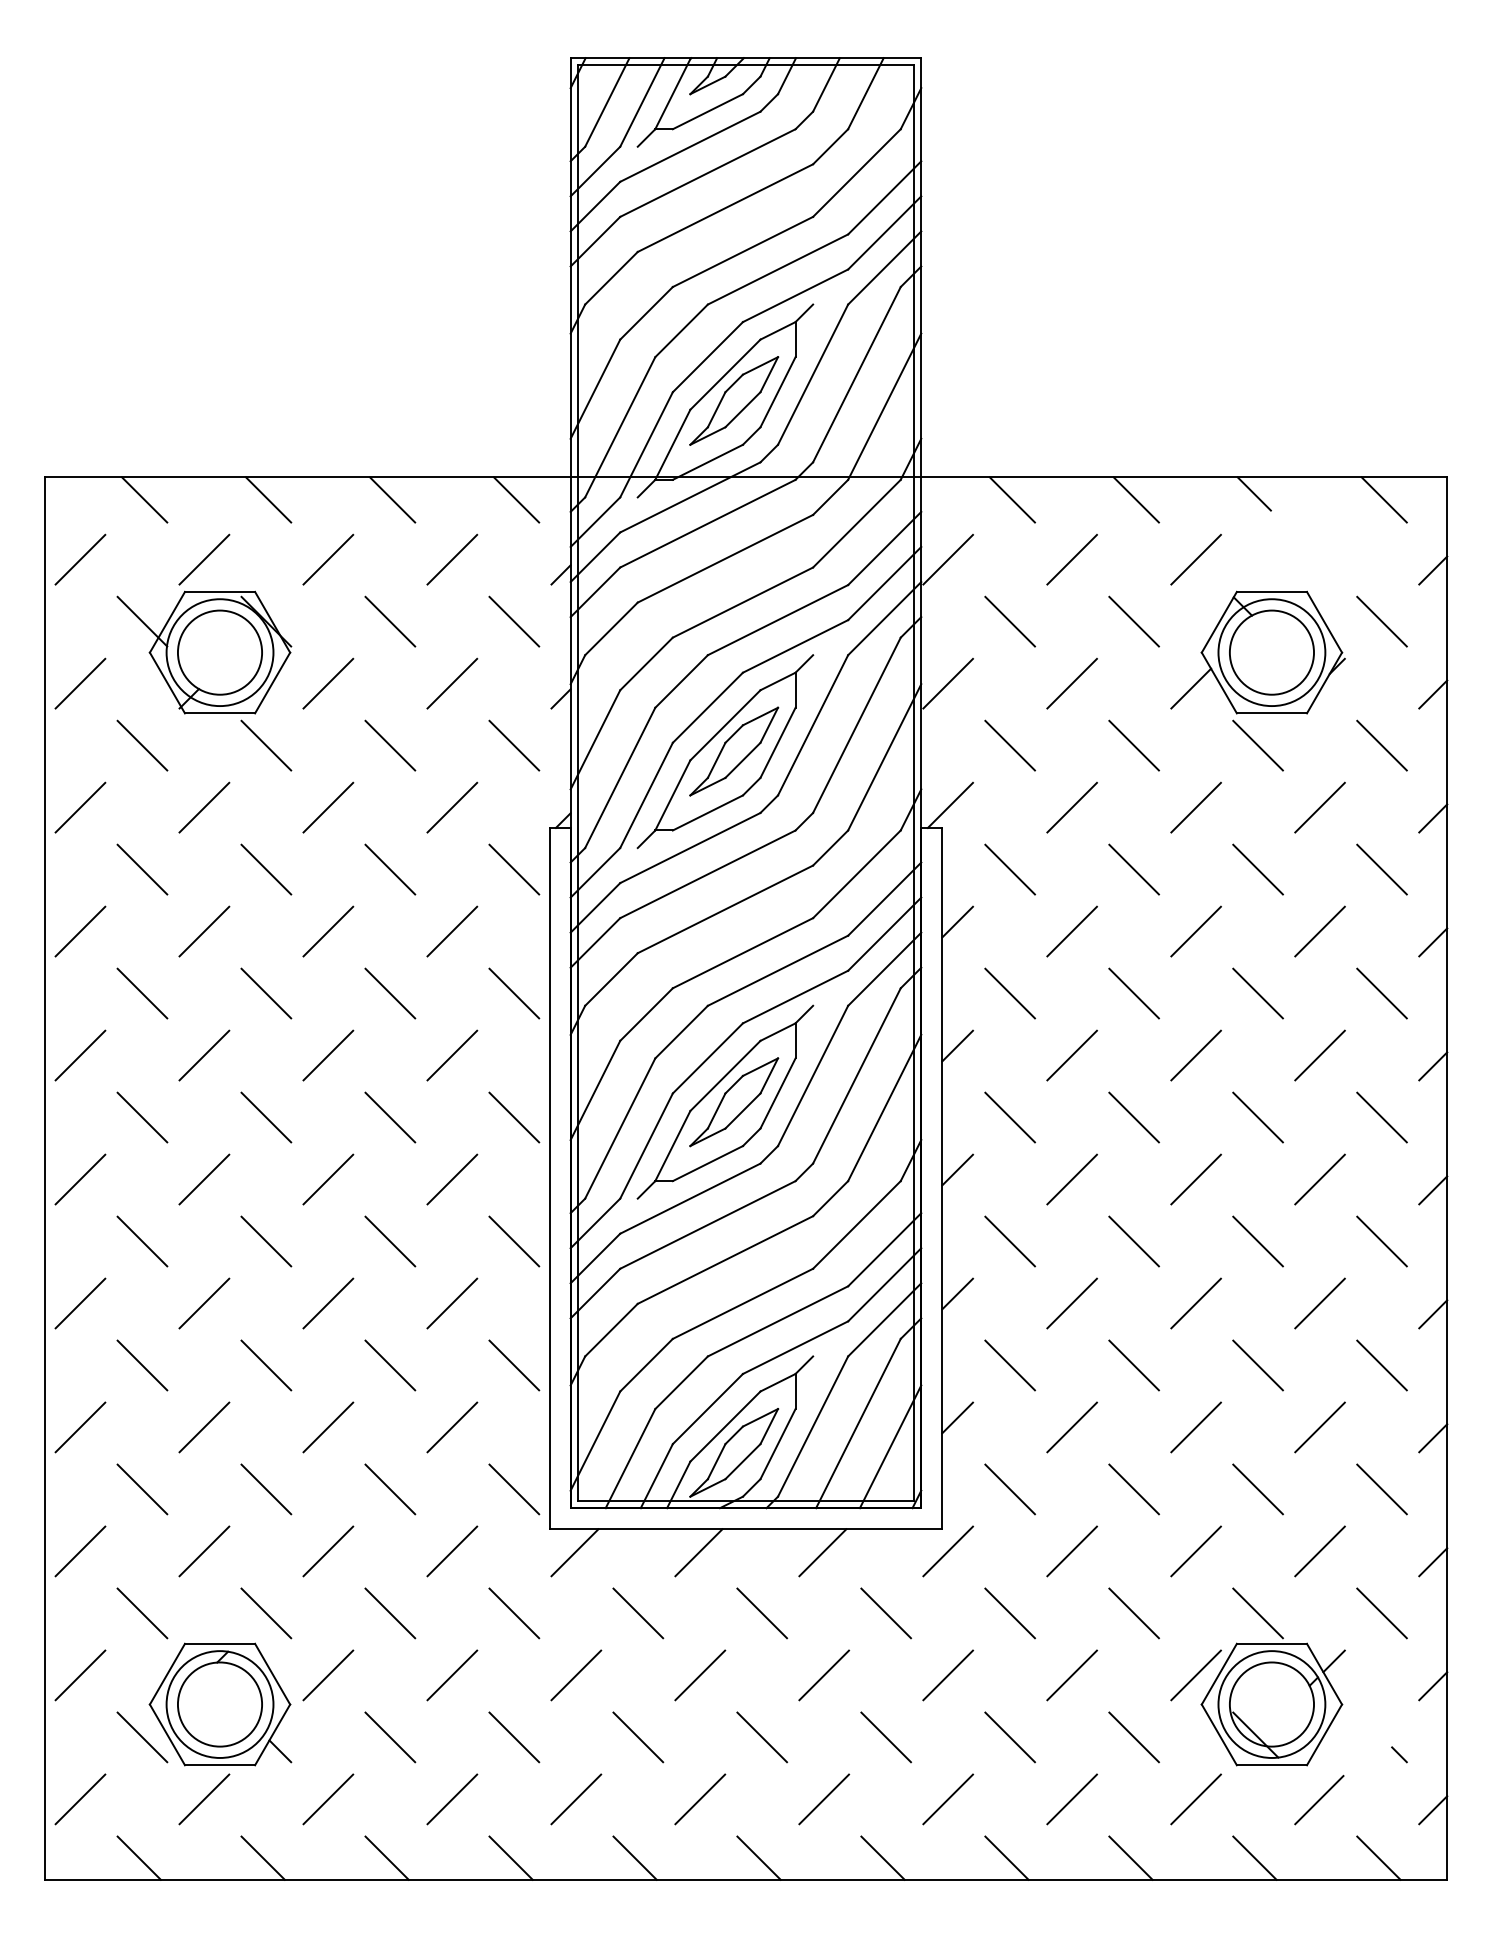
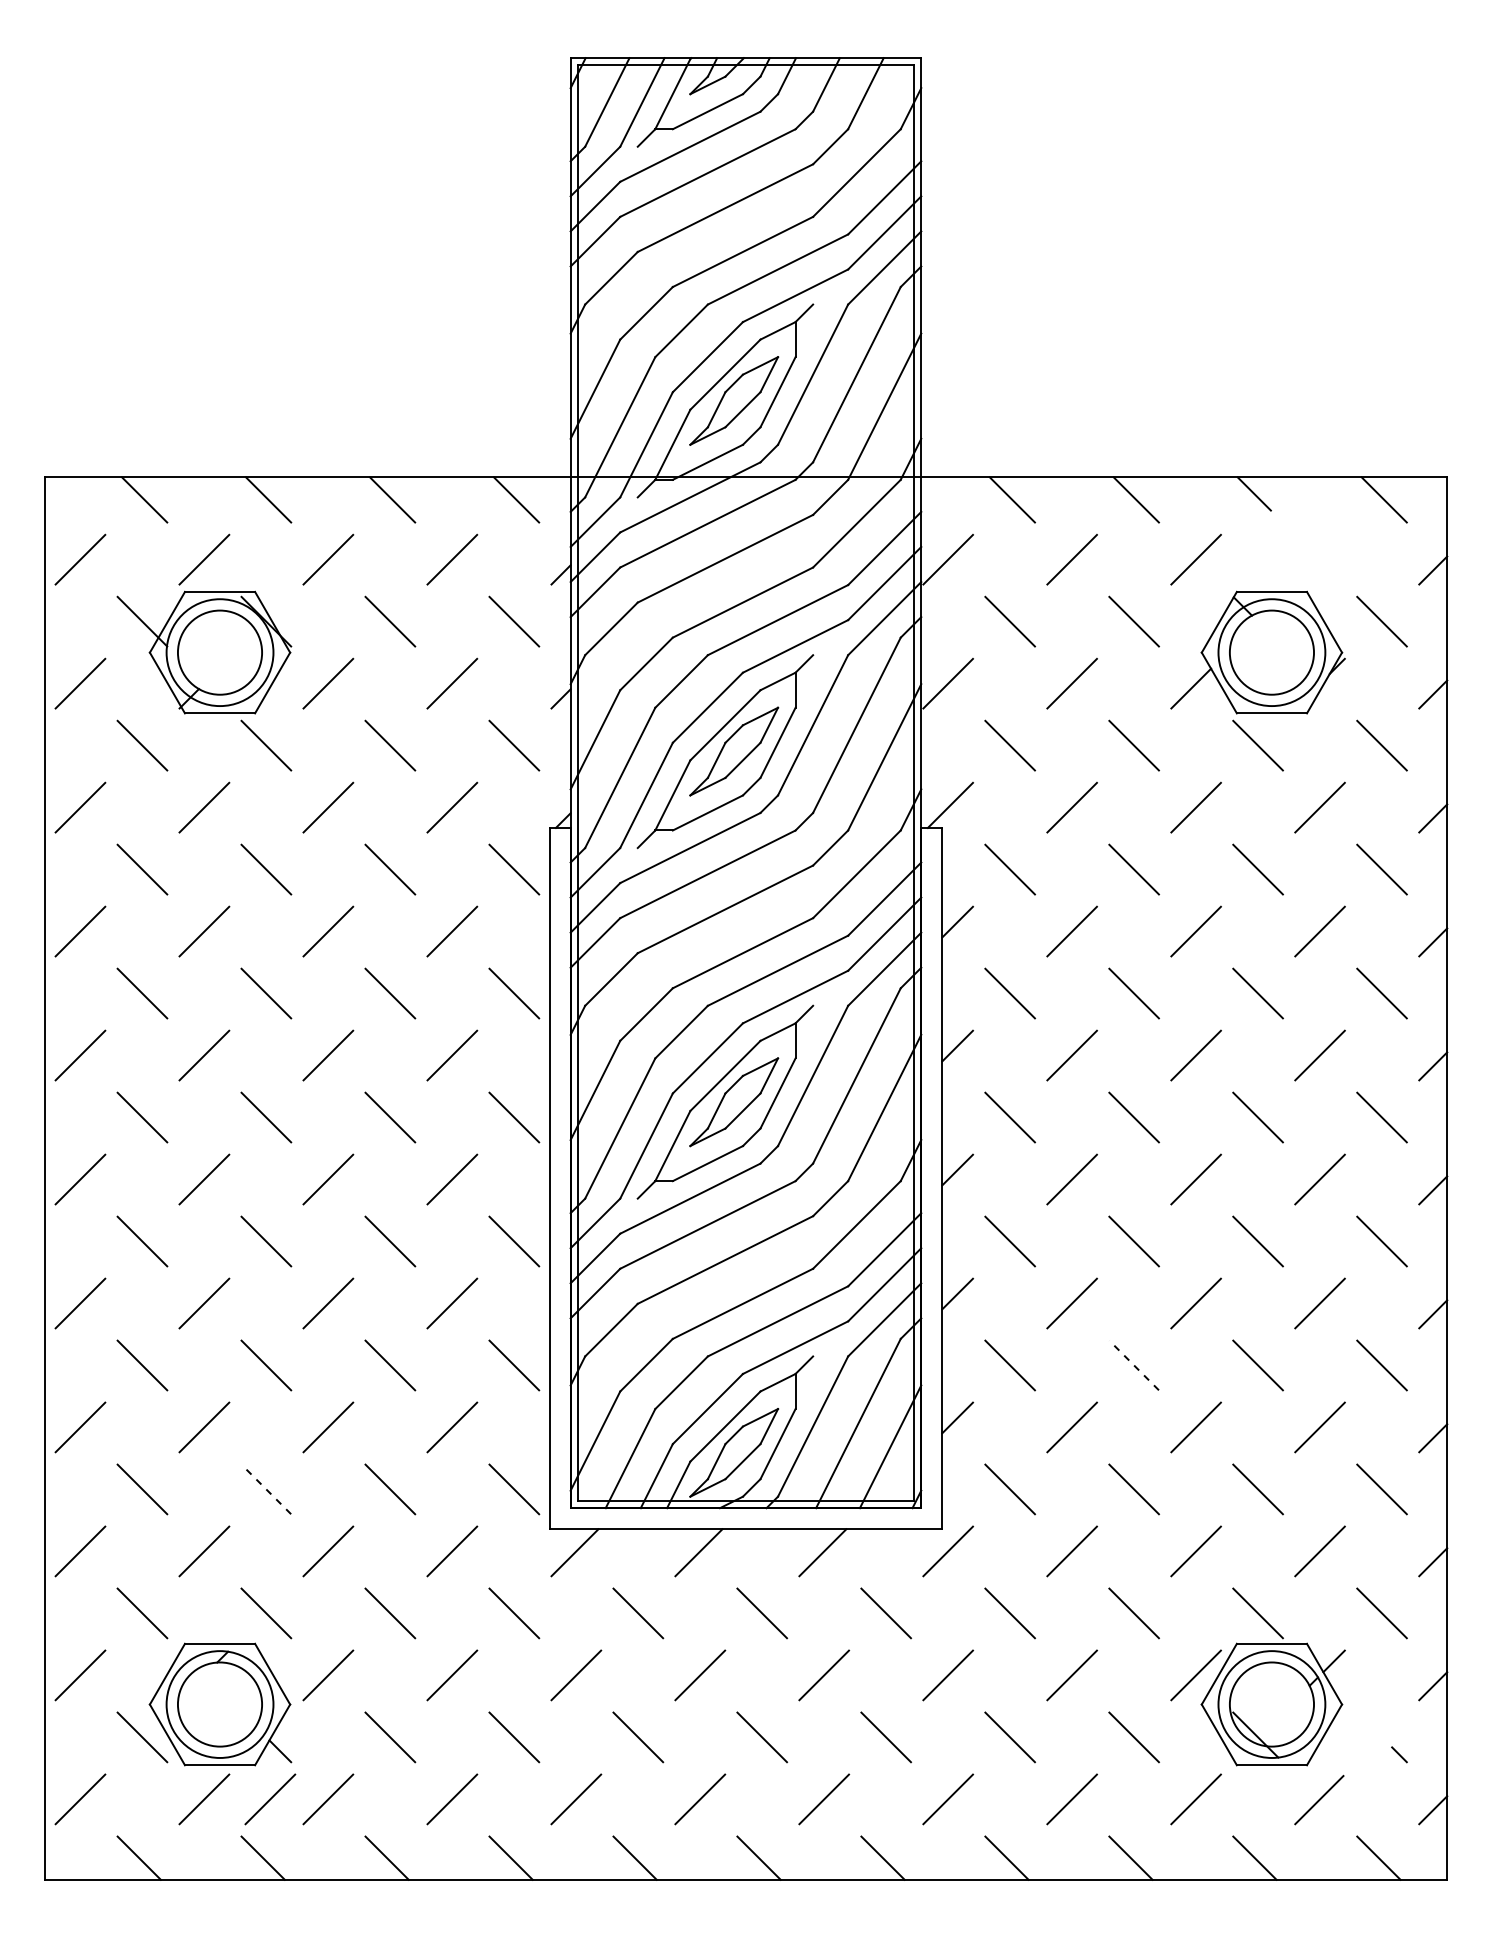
line: solid -> dashed (1133, 1365)
line: solid -> dashed (266, 1489)
line: none -> present (270, 1799)
